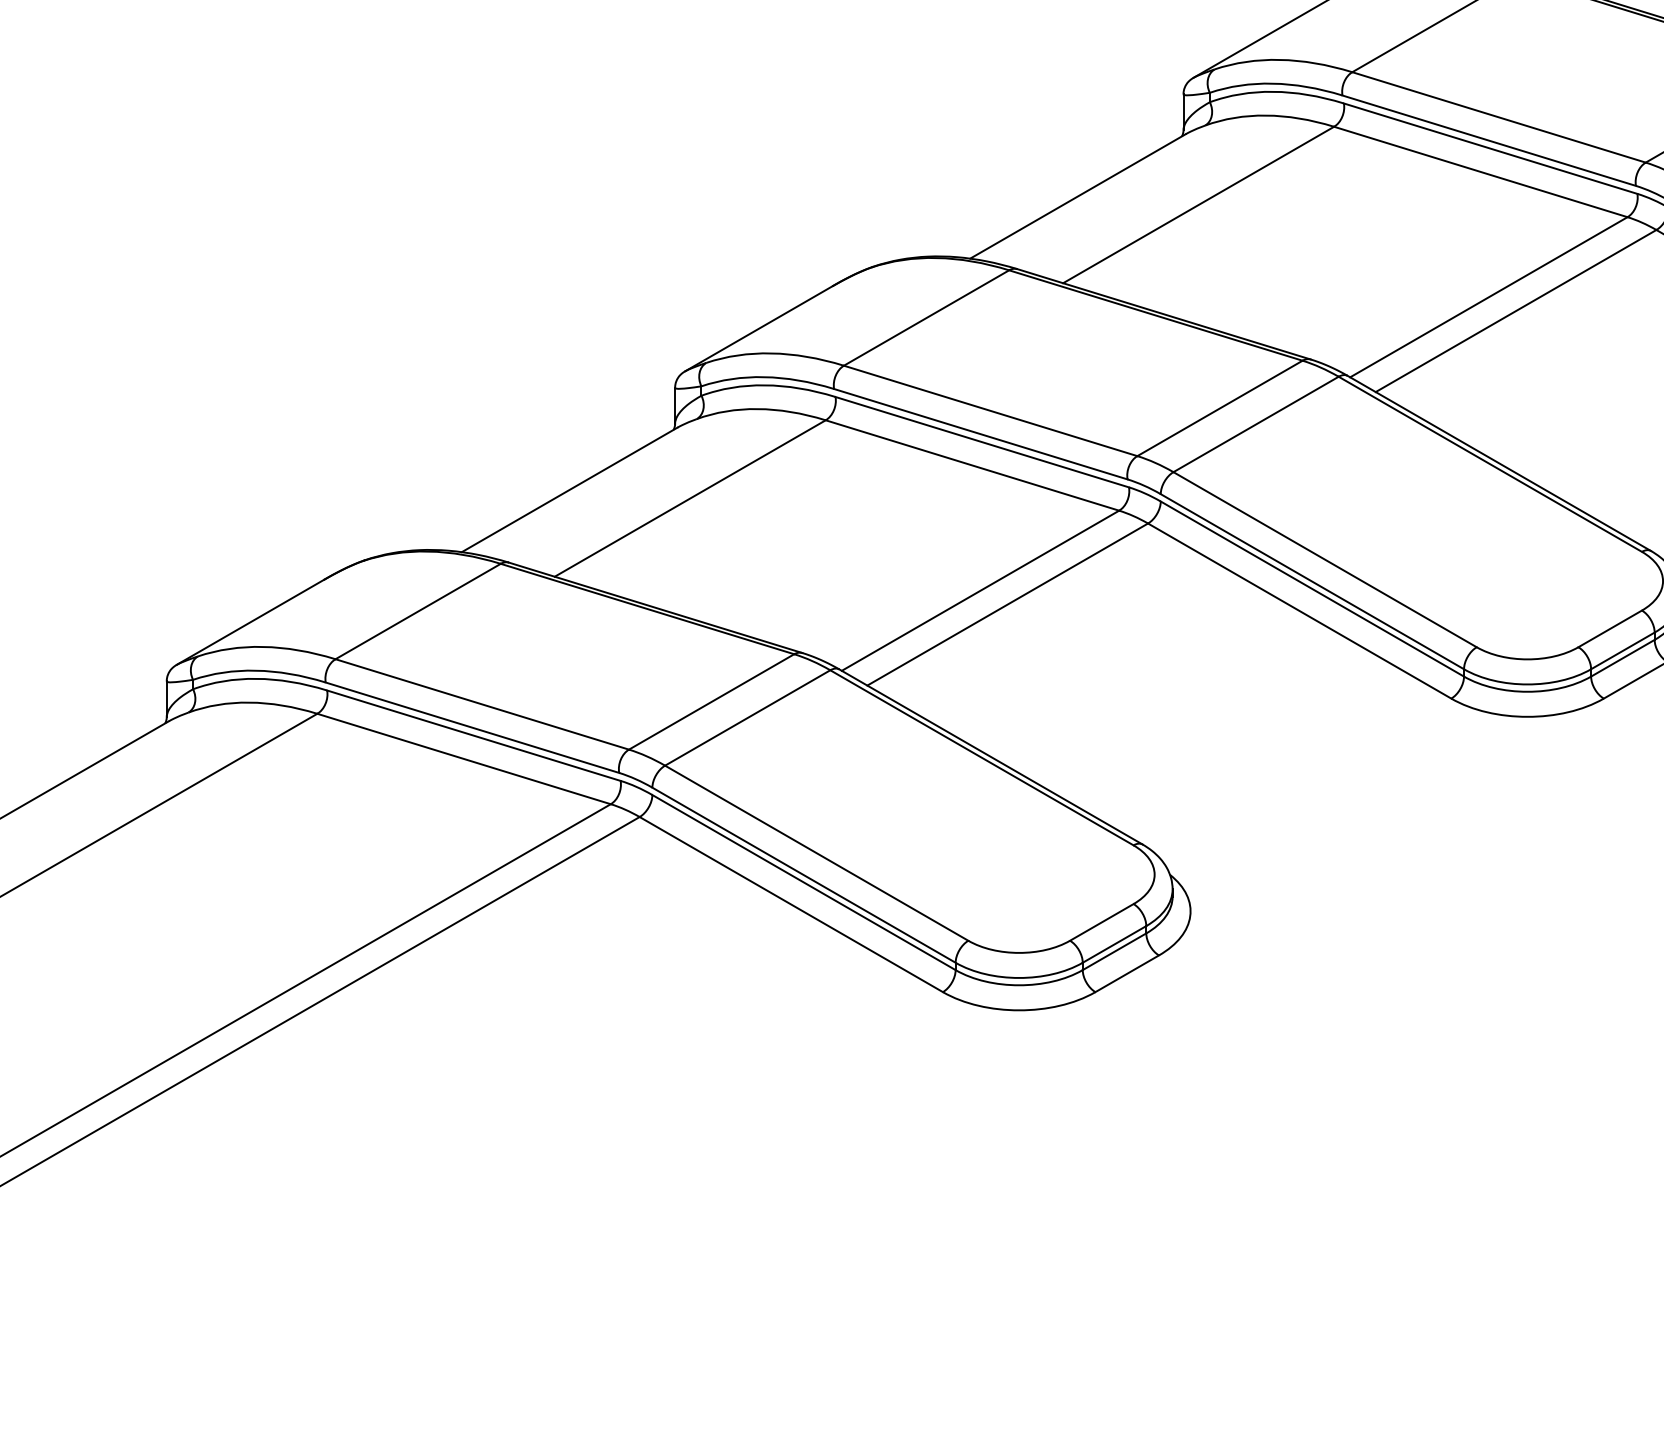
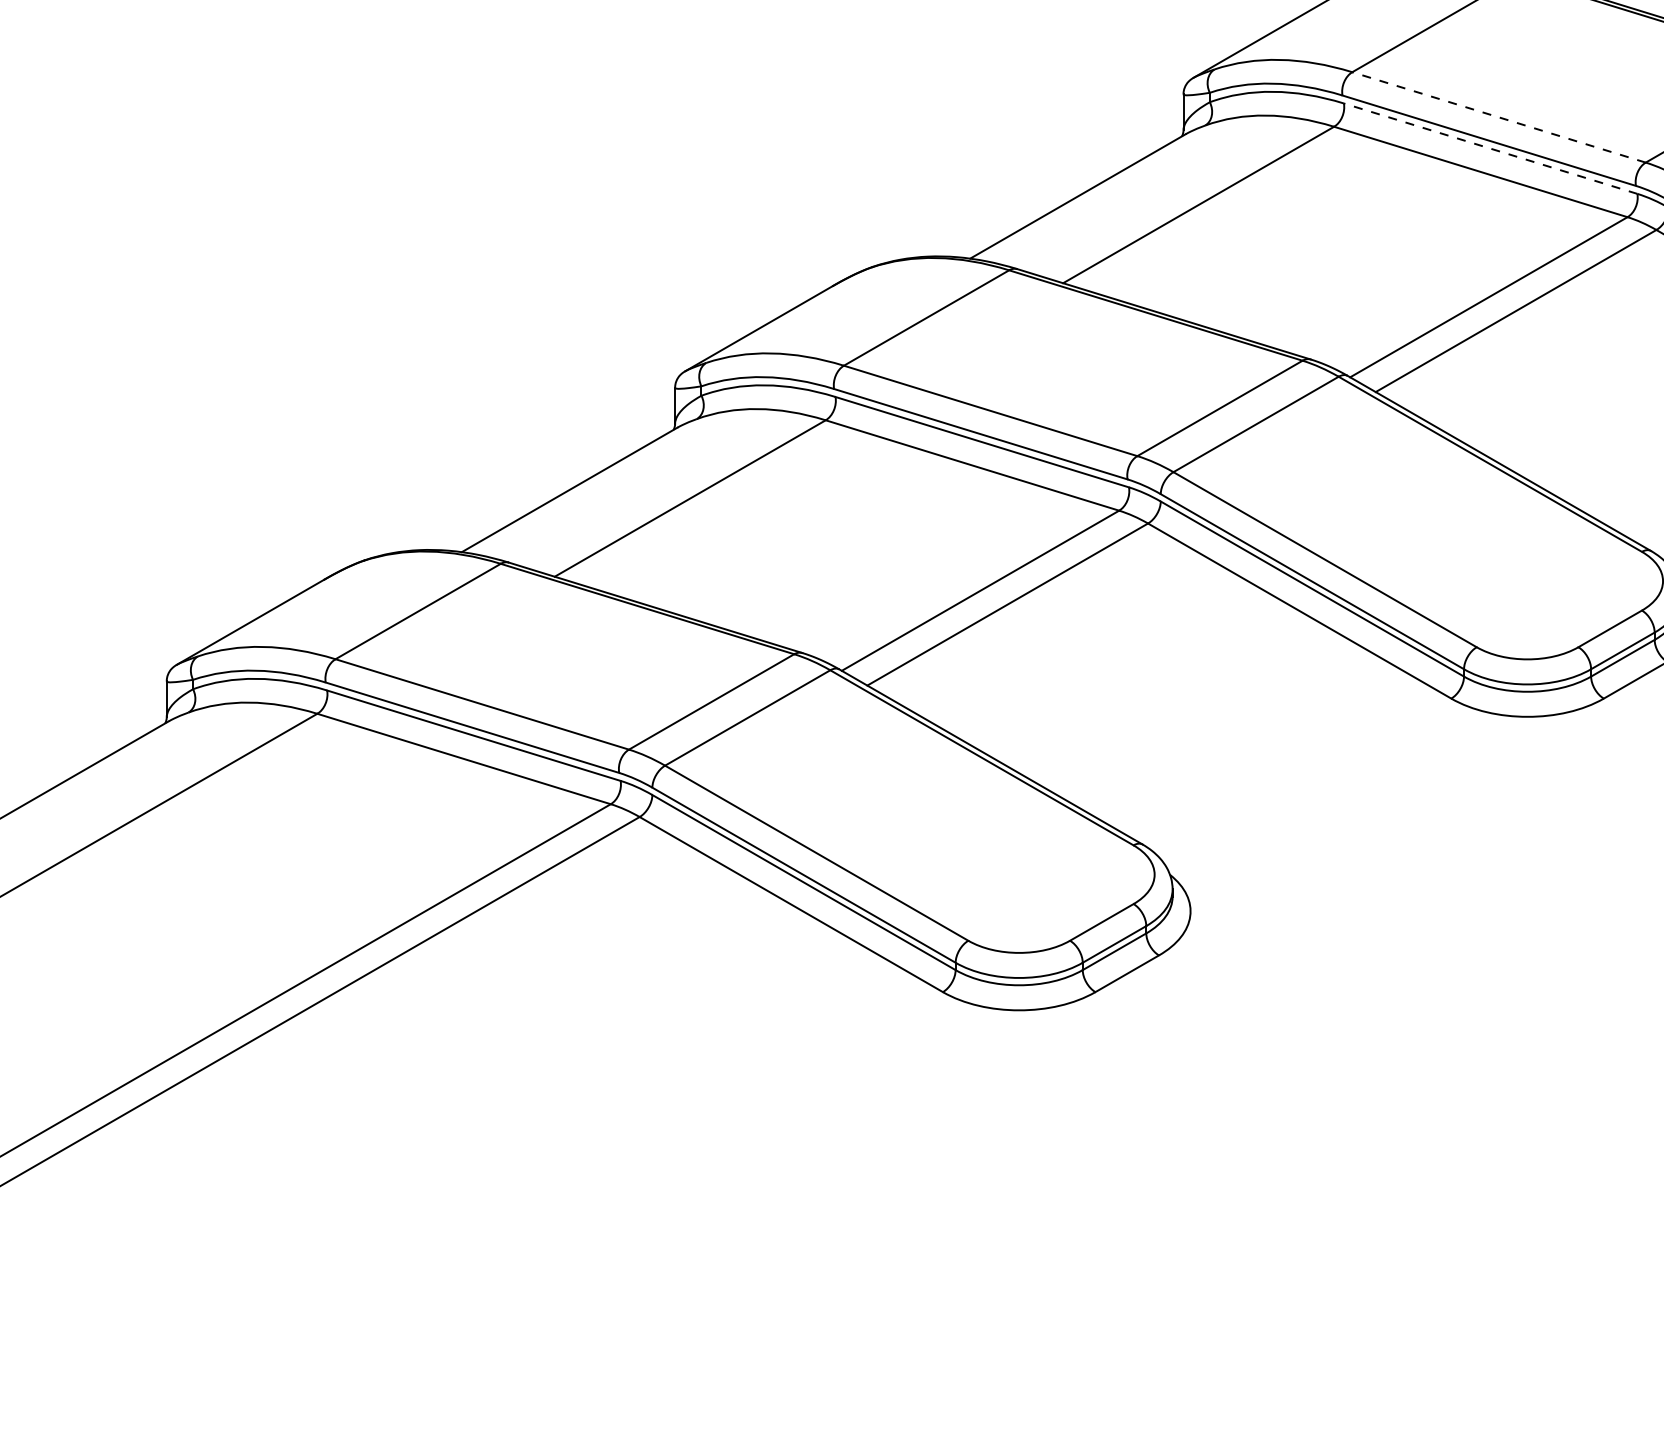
line: solid -> dashed (1499, 117)
line: solid -> dashed (1490, 148)
